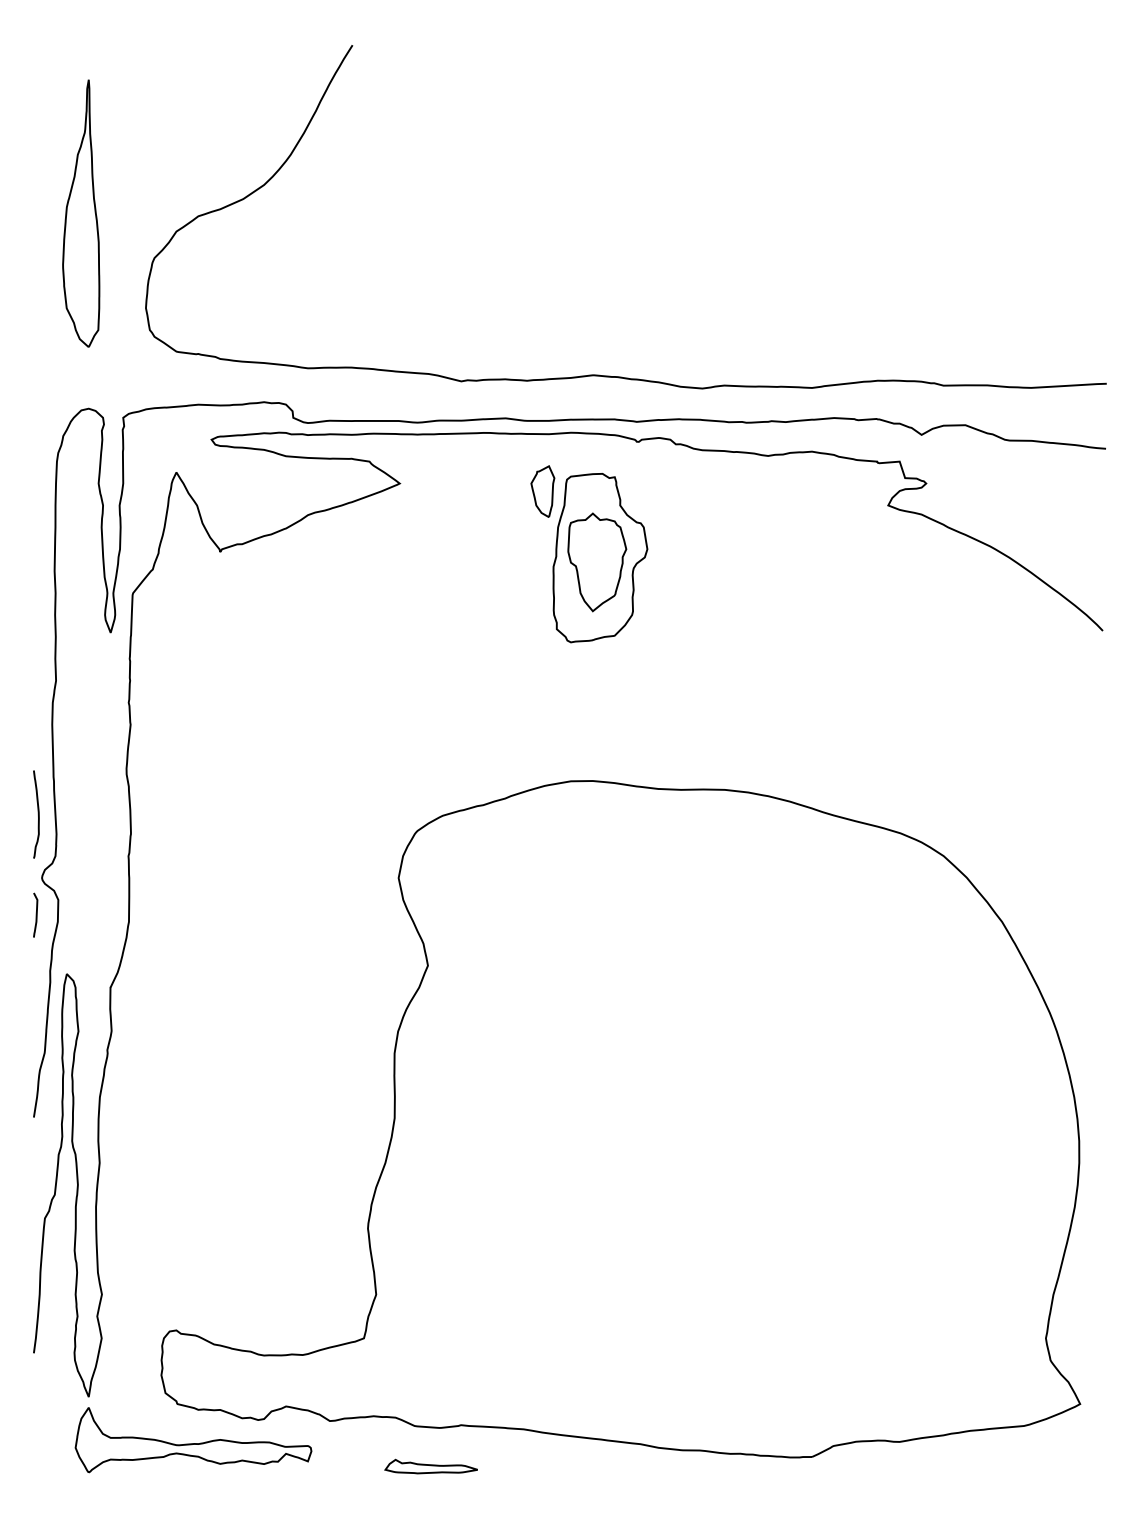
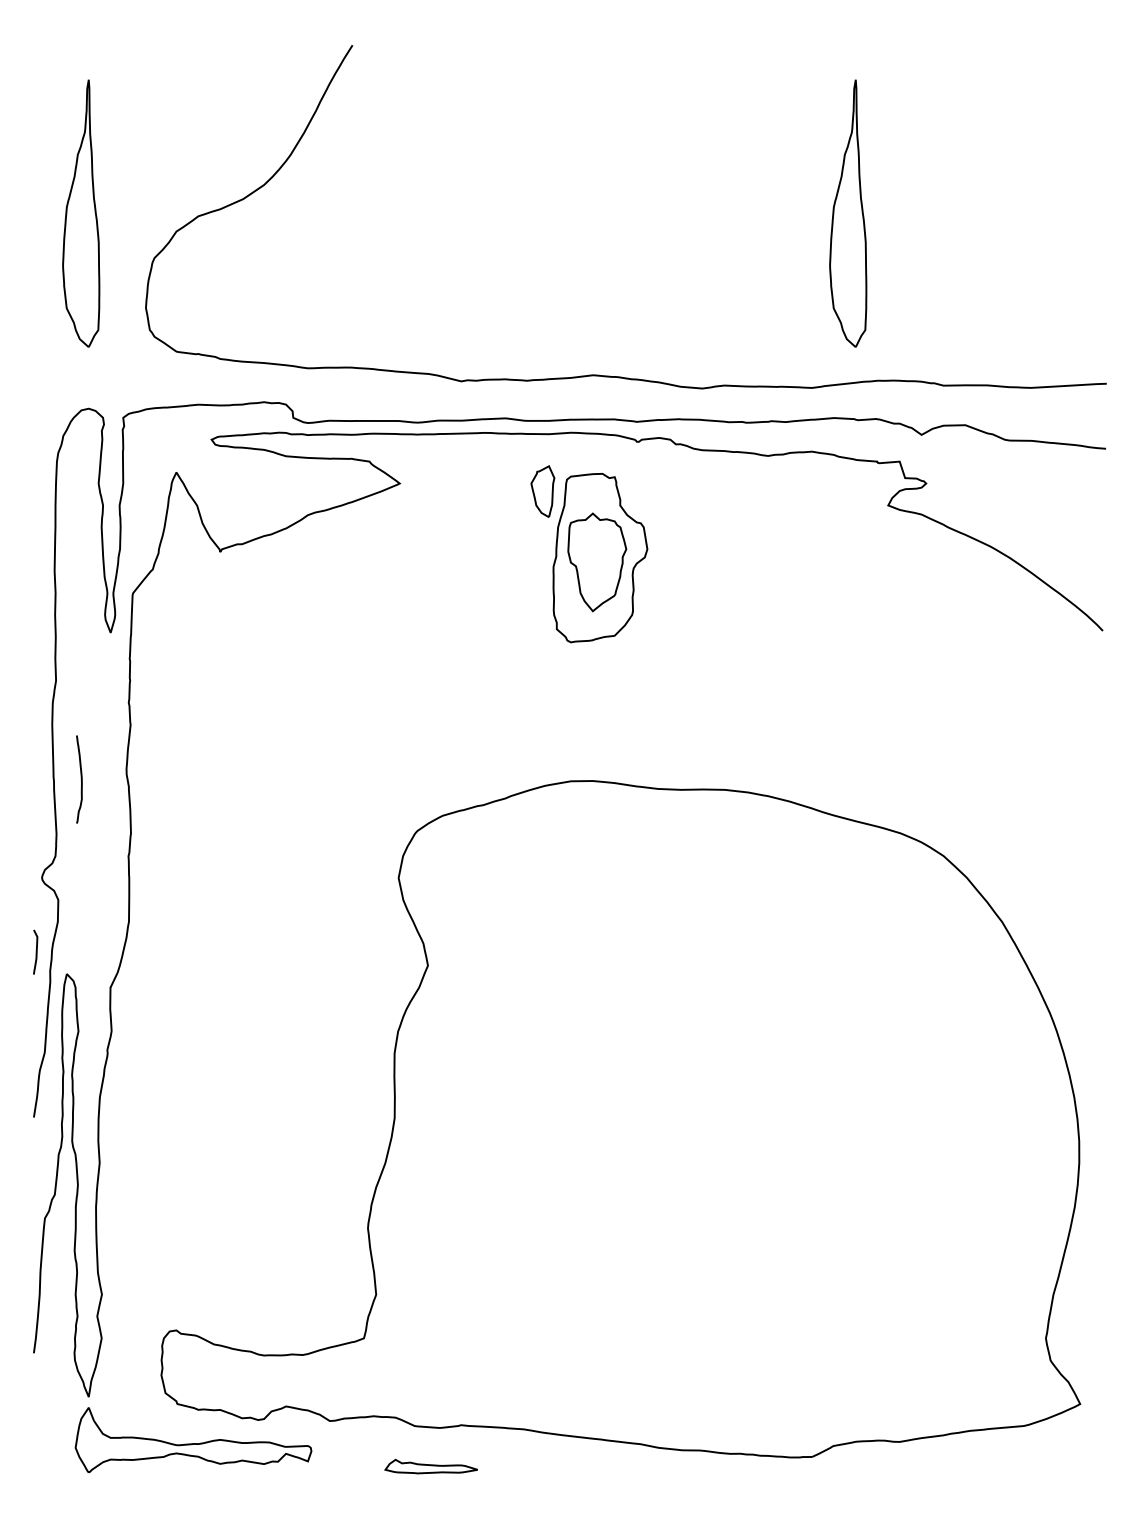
part: none -> present (848, 213)
curve position: (37, 814) -> (80, 779) (80, 779)
curve position: (35, 914) -> (35, 951) (35, 951)
